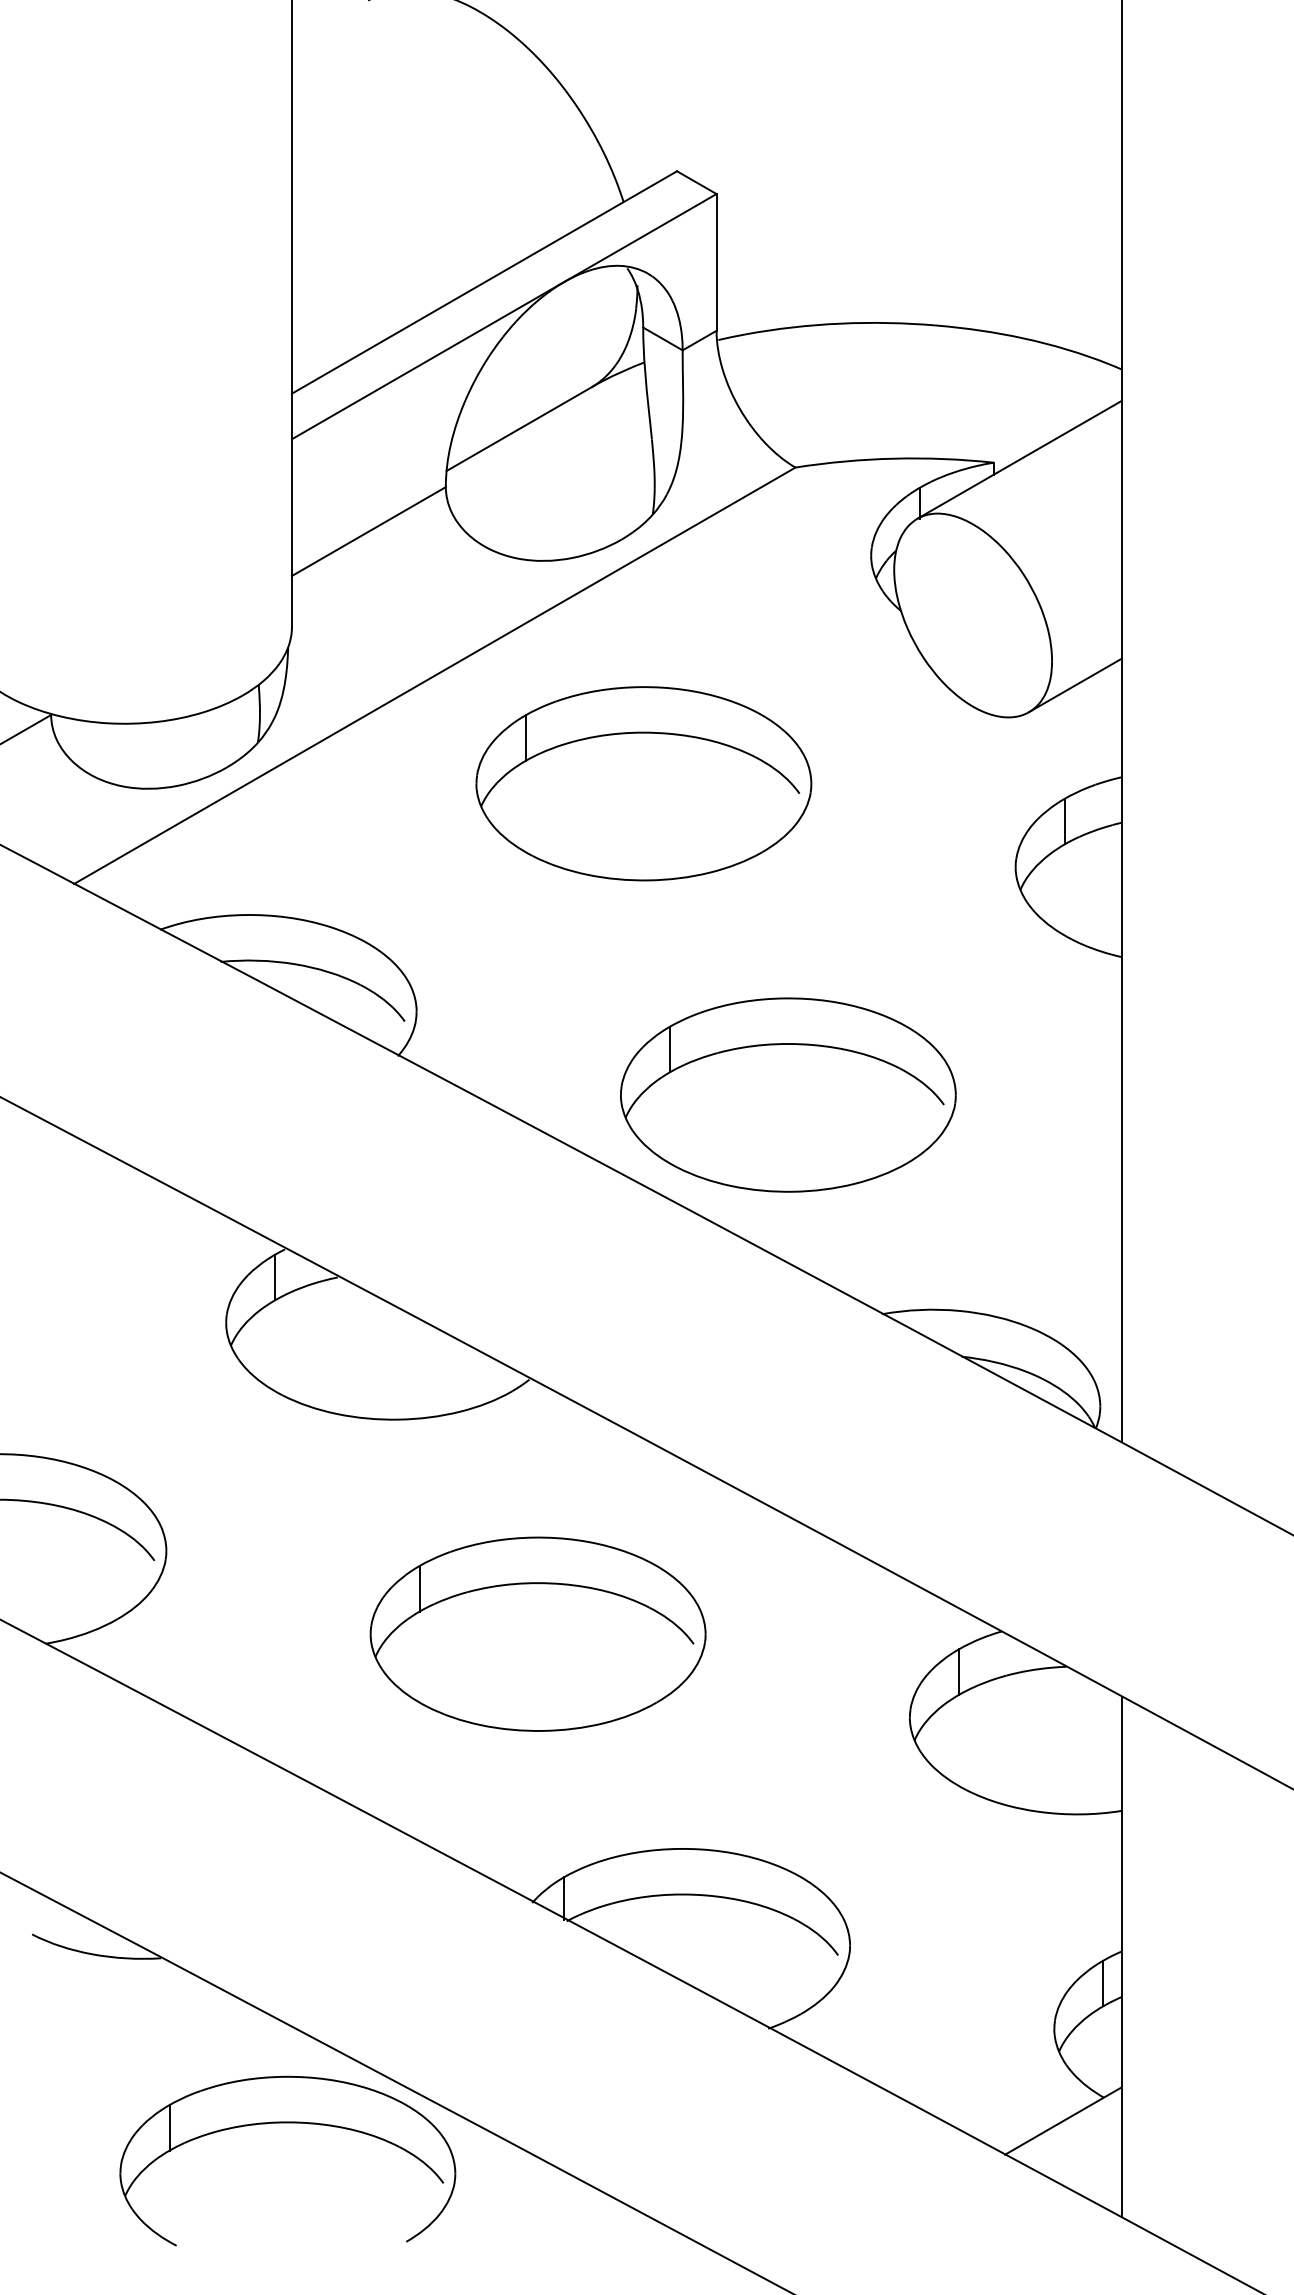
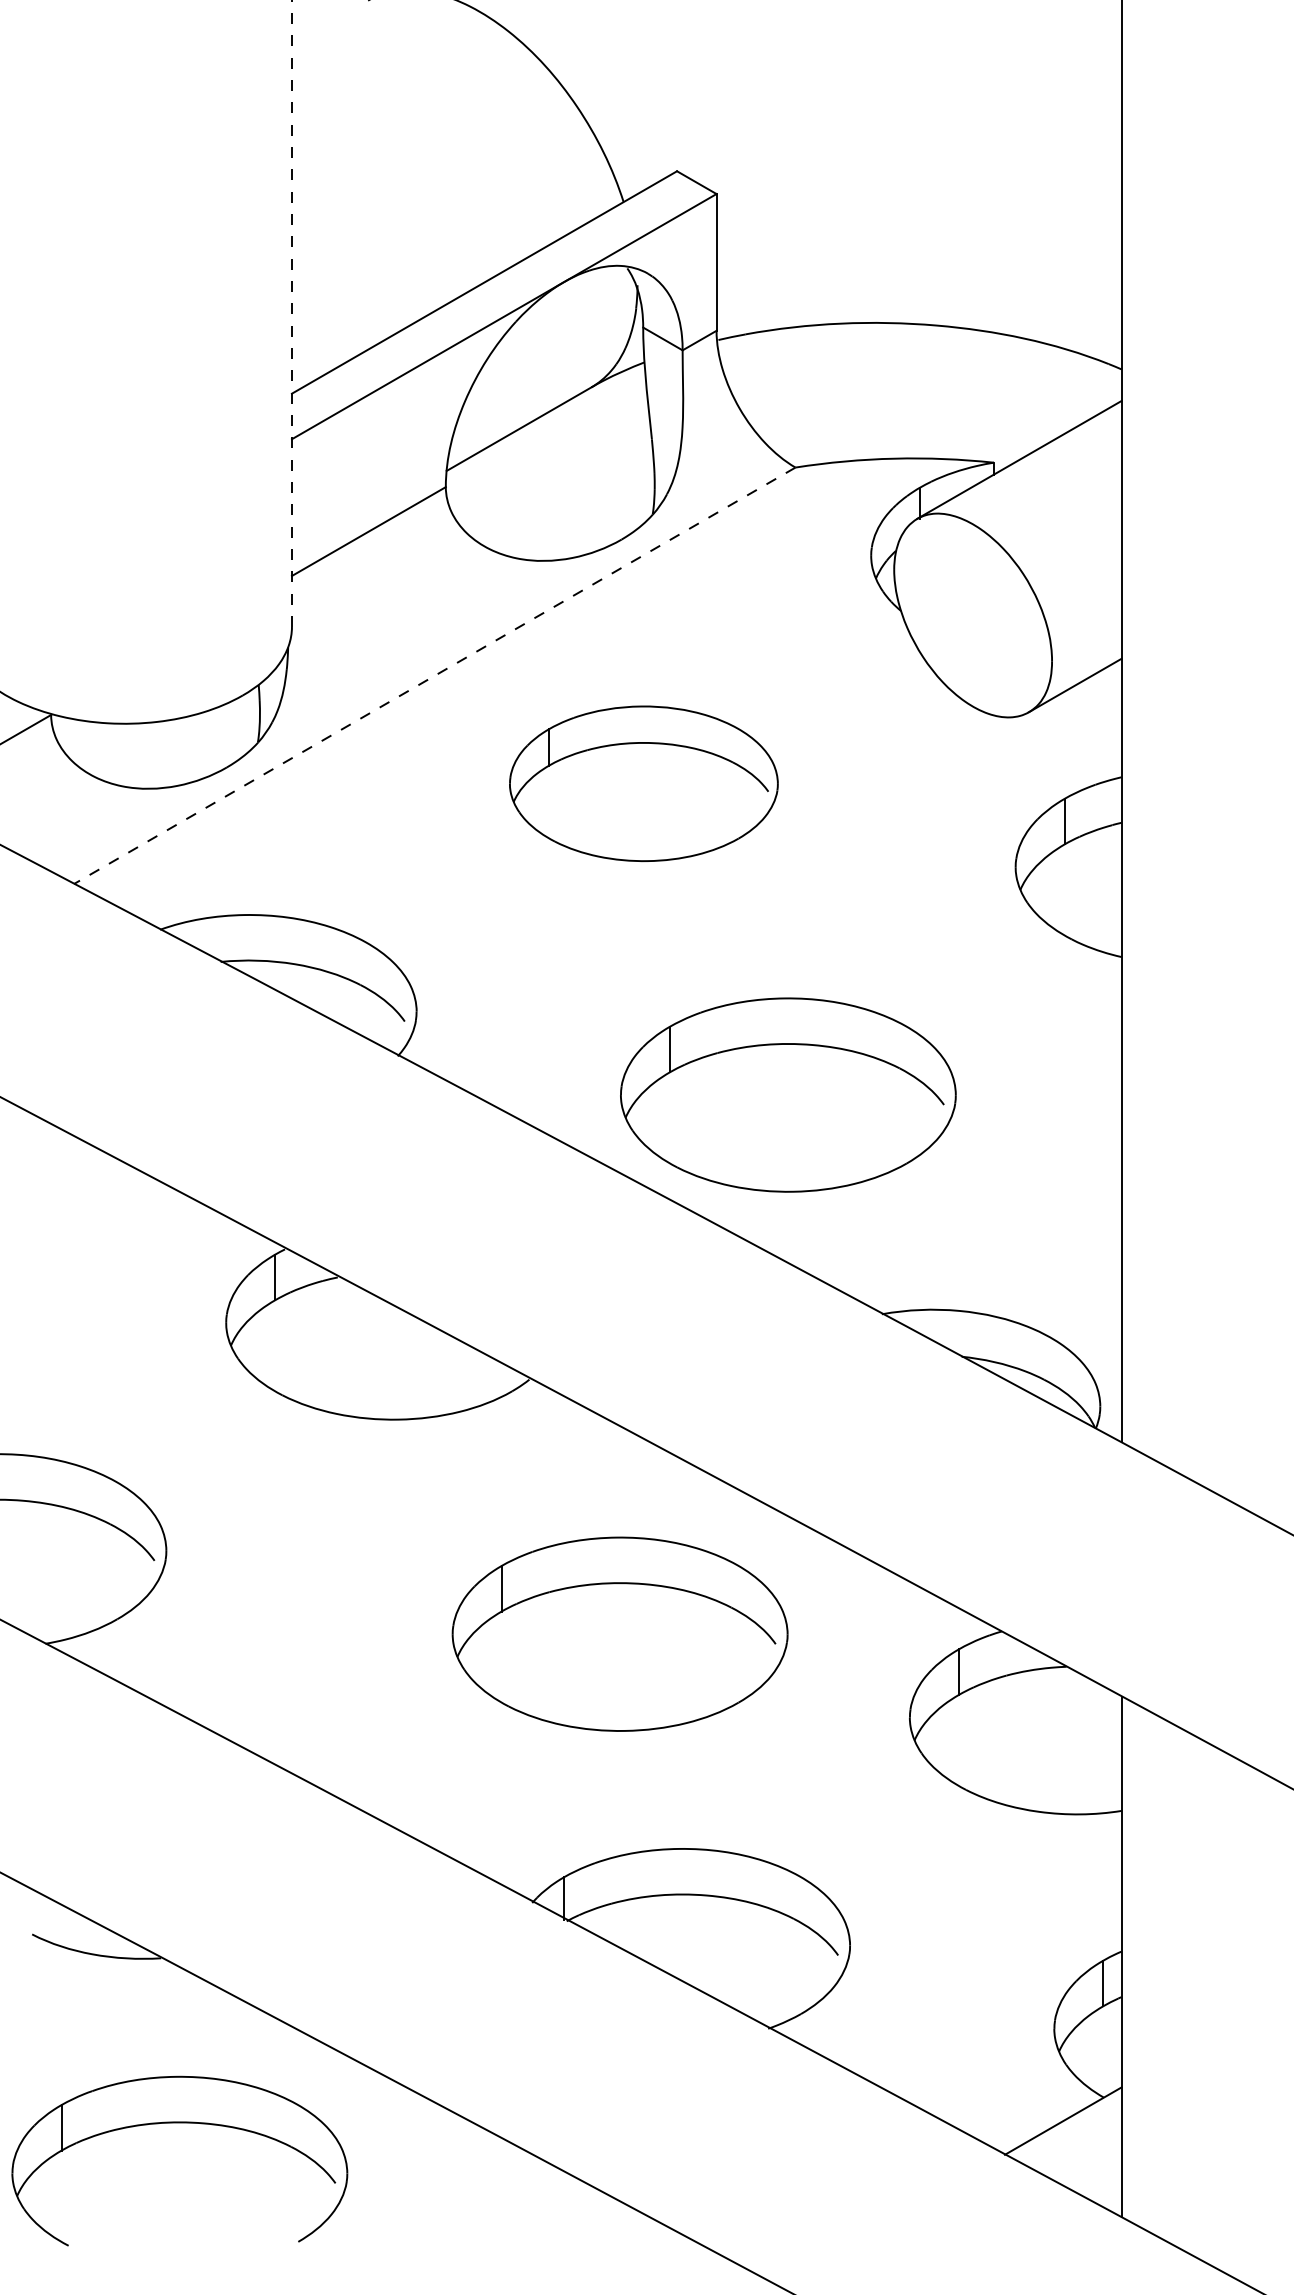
line: solid -> dashed (291, 313)
line: solid -> dashed (434, 675)
part size: 338x196 px -> 270x158 px (643, 783)
part position: (537, 1633) -> (619, 1633) (619, 1633)
part position: (287, 2123) -> (179, 2123) (179, 2123)
